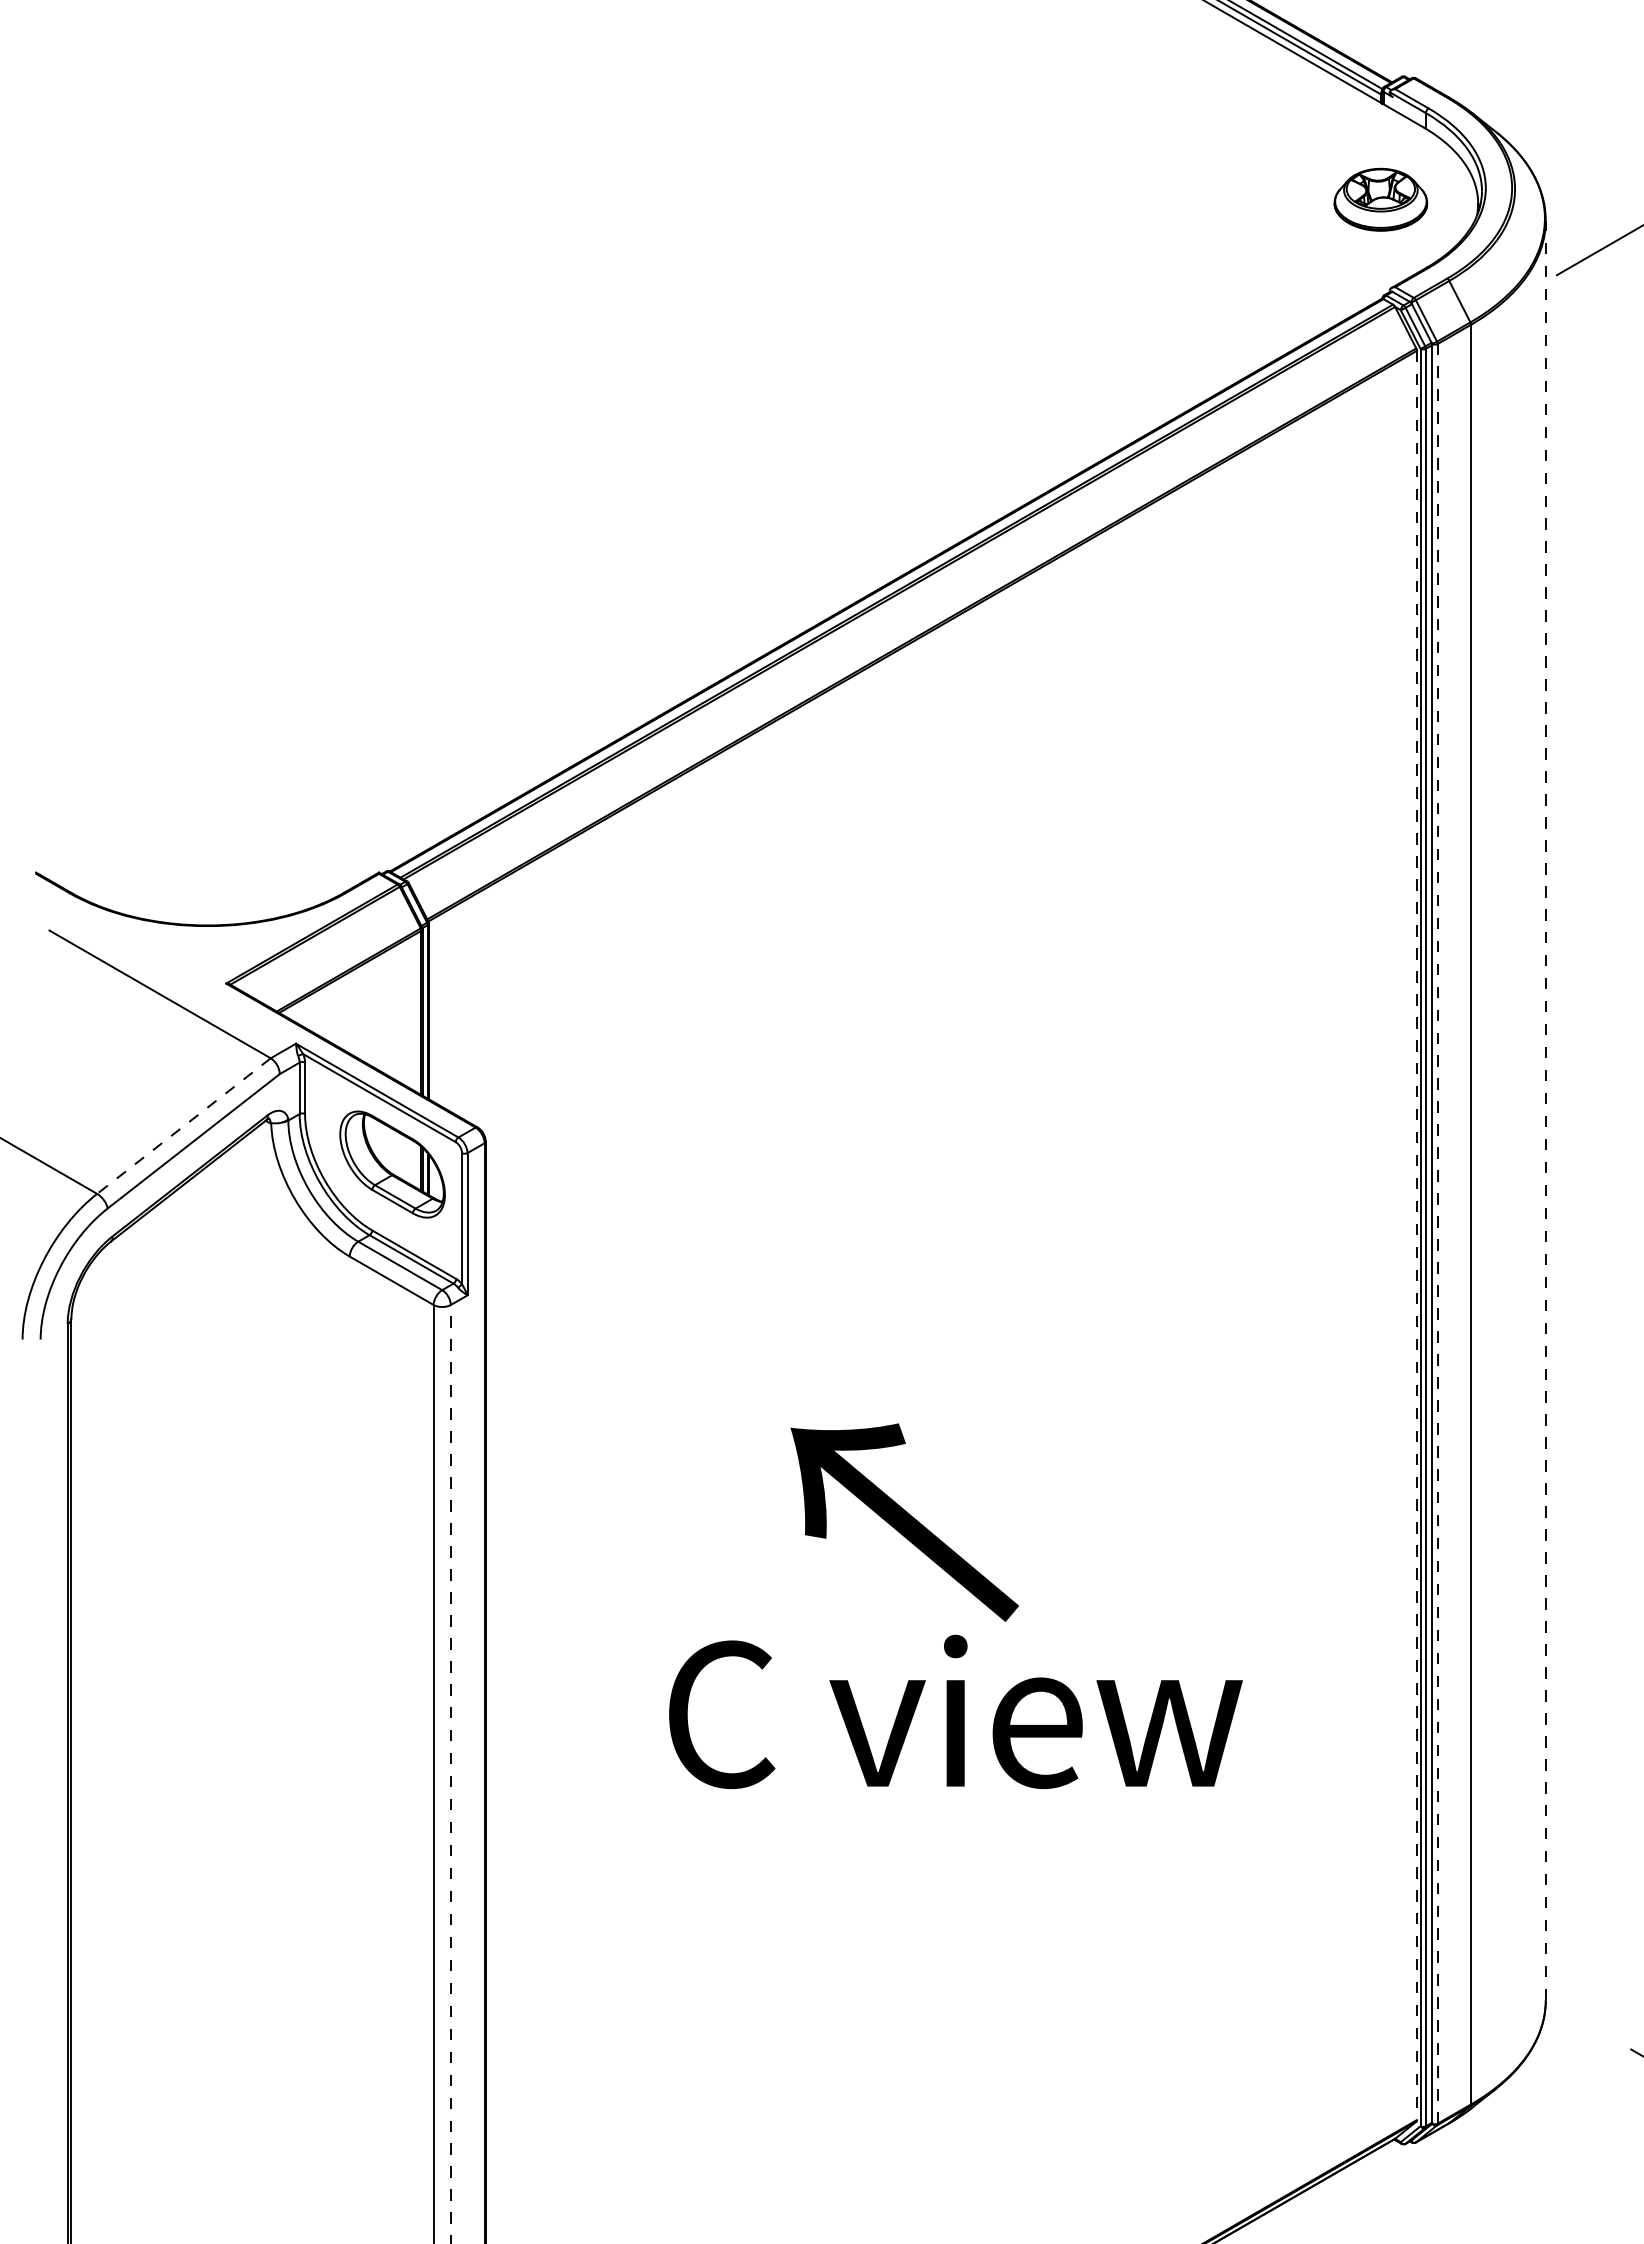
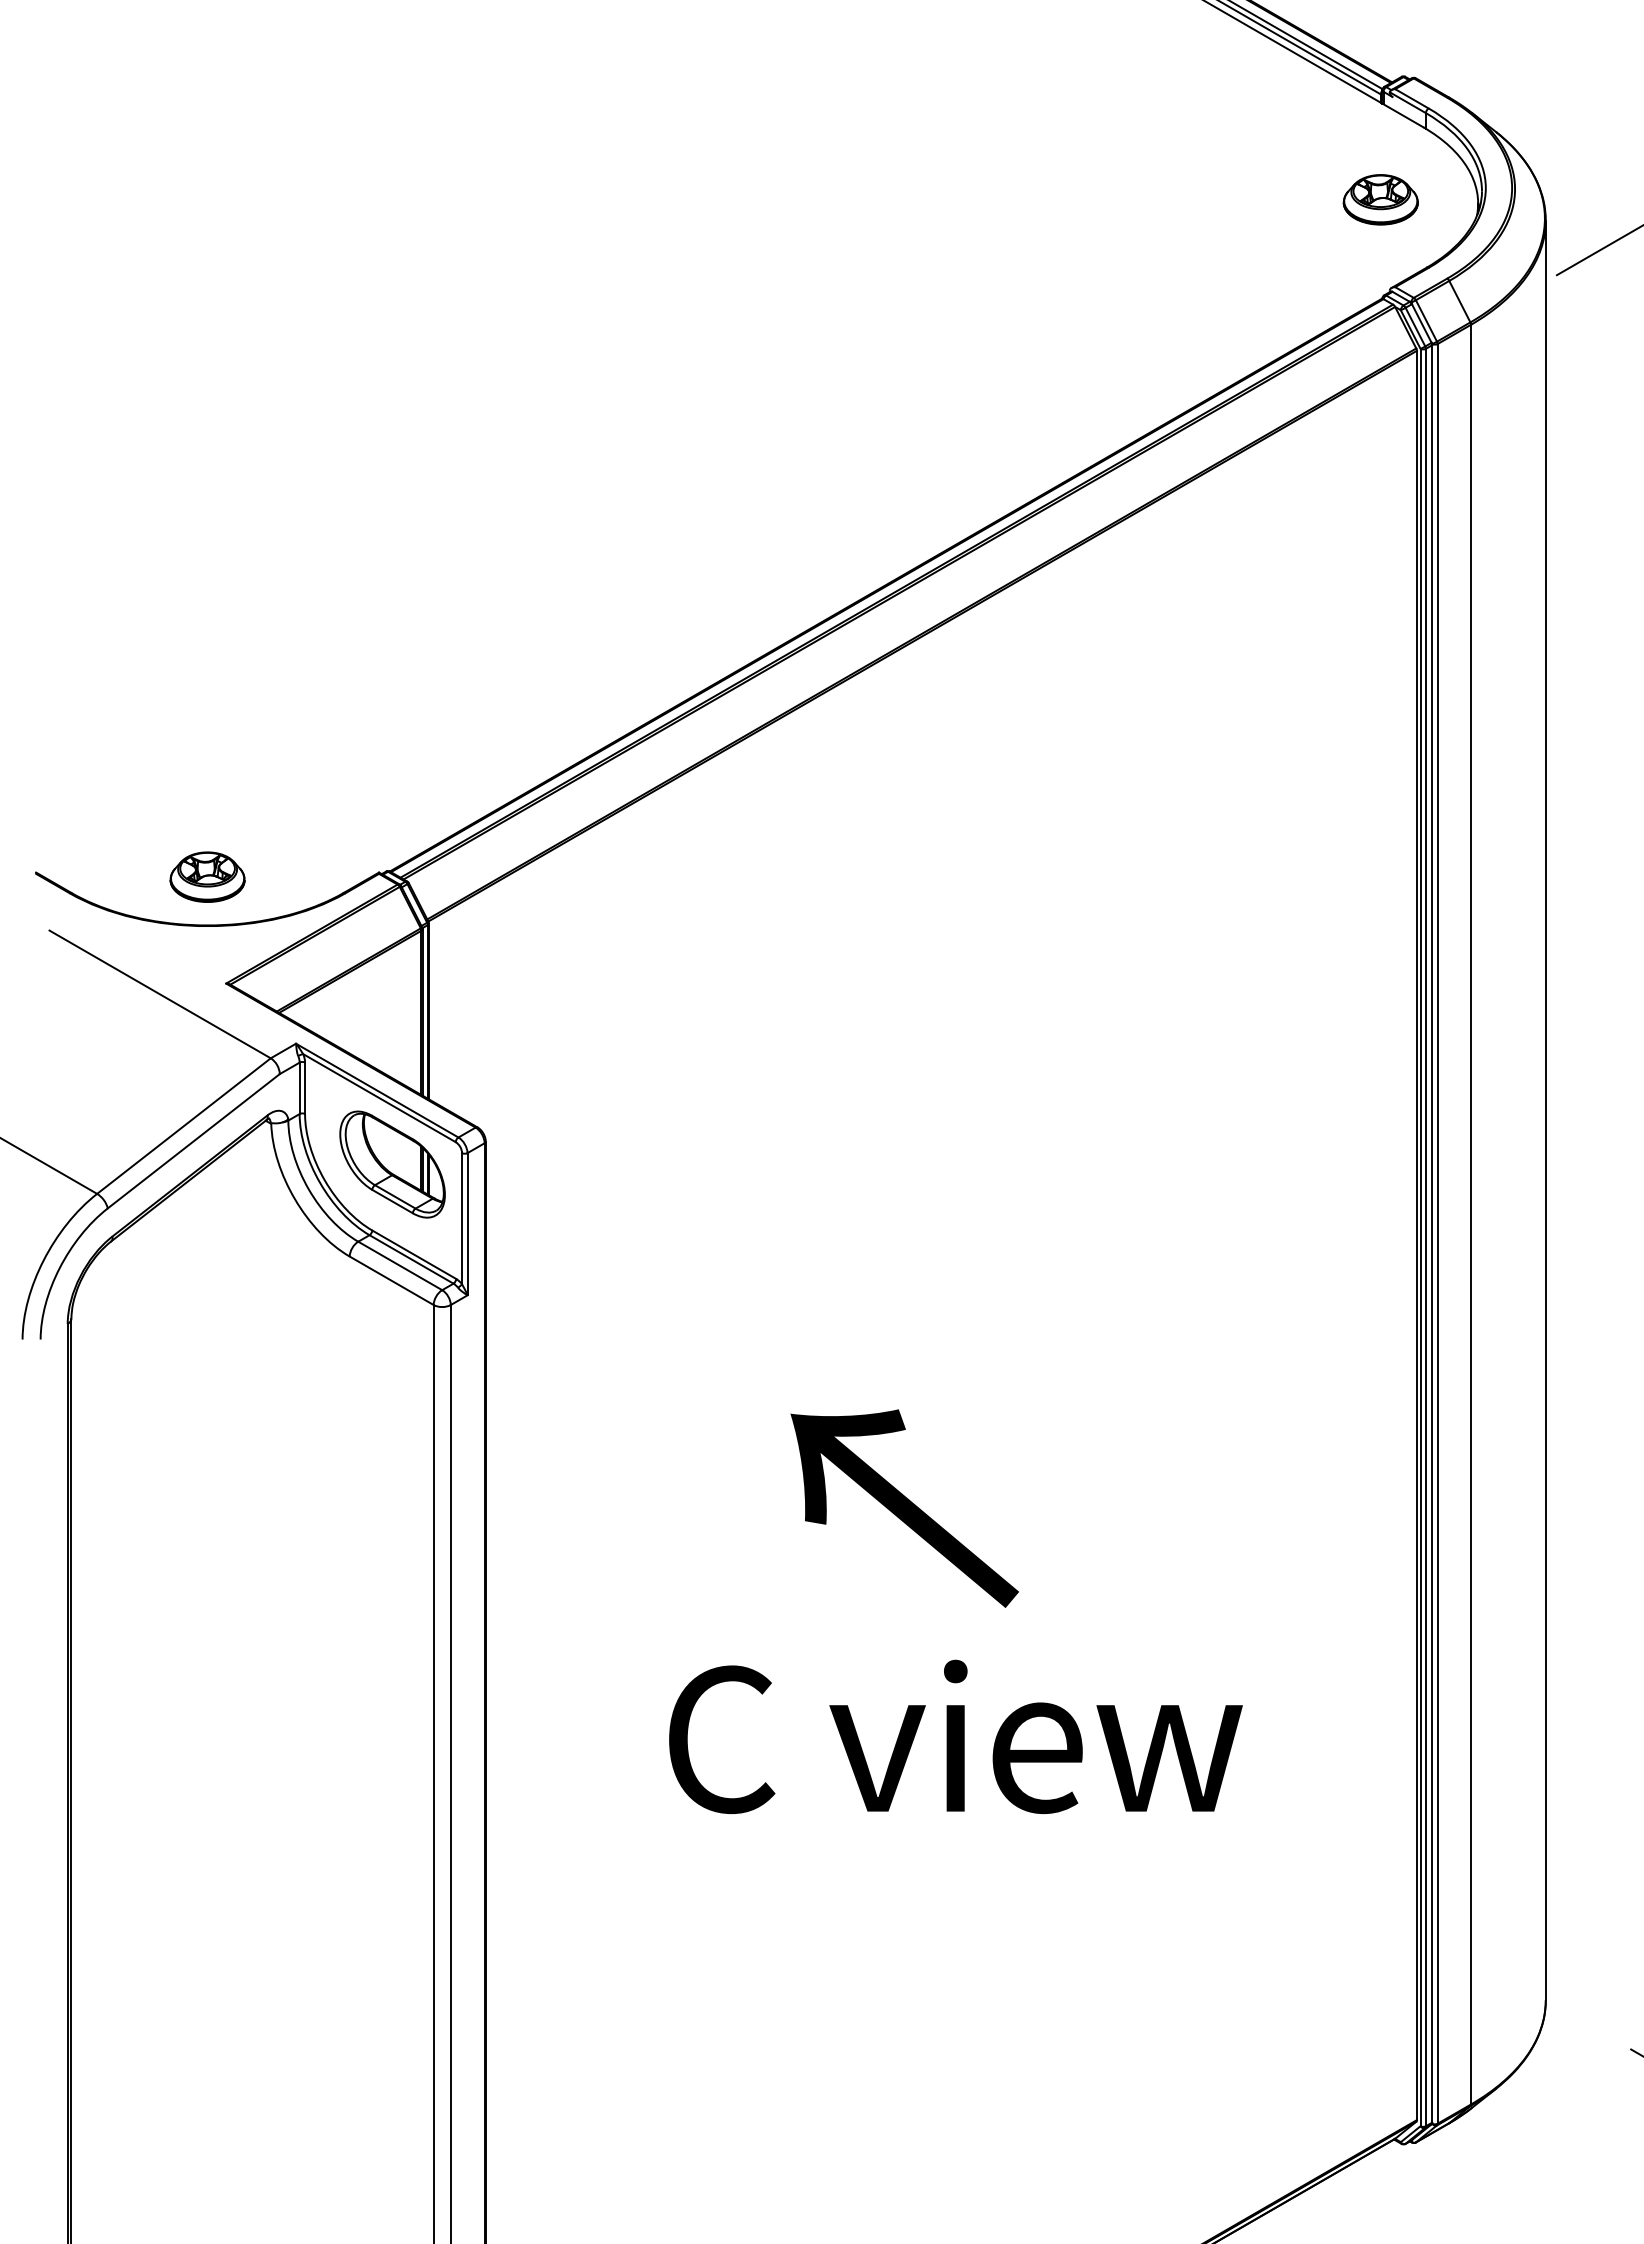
part size: 96x65 px -> 77x52 px (1380, 199)
part: none -> present (207, 876)
line: dashed -> solid (1545, 1110)
line: dashed -> solid (183, 1126)
line: dashed -> solid (1437, 1233)
line: dashed -> solid (1416, 1235)
text position: (904, 1522) -> (904, 1508) (904, 1508)
text position: (955, 1711) -> (955, 1736) (955, 1736)
line: dashed -> solid (450, 1773)
